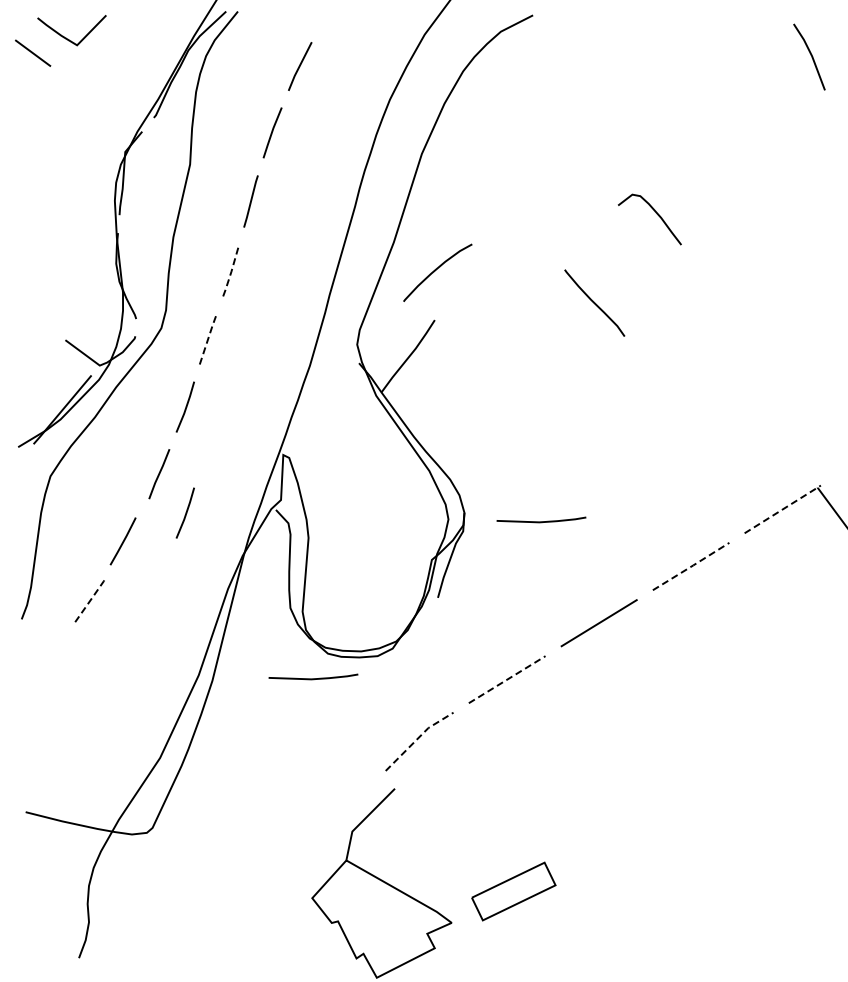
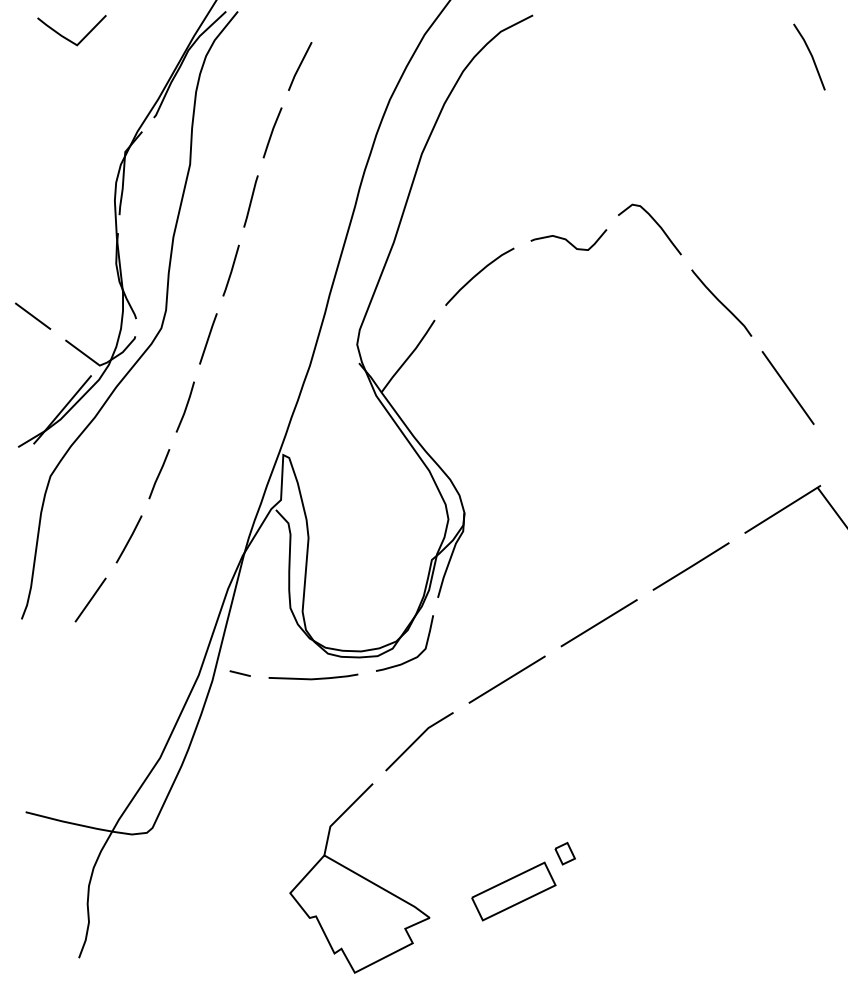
line position: (33, 52) -> (33, 315) (33, 315)
curve position: (656, 214) -> (656, 224) (656, 224)
curve: none -> present (567, 239)
curve position: (436, 270) -> (478, 274) (478, 274)
line: dashed -> solid (231, 271)
curve position: (594, 302) -> (721, 302) (721, 302)
line: dashed -> solid (208, 338)
line: none -> present (787, 387)
line: dashed -> solid (783, 509)
line: present -> none (185, 512)
curve: present -> none (541, 521)
line position: (122, 541) -> (128, 539) (128, 539)
line: dashed -> solid (691, 566)
line: dashed -> solid (91, 598)
curve: none -> present (411, 658)
line: none -> present (239, 673)
line: dashed -> solid (507, 679)
line: dashed -> solid (417, 738)
part: none -> present (564, 853)
part position: (381, 883) -> (359, 878) (359, 878)
